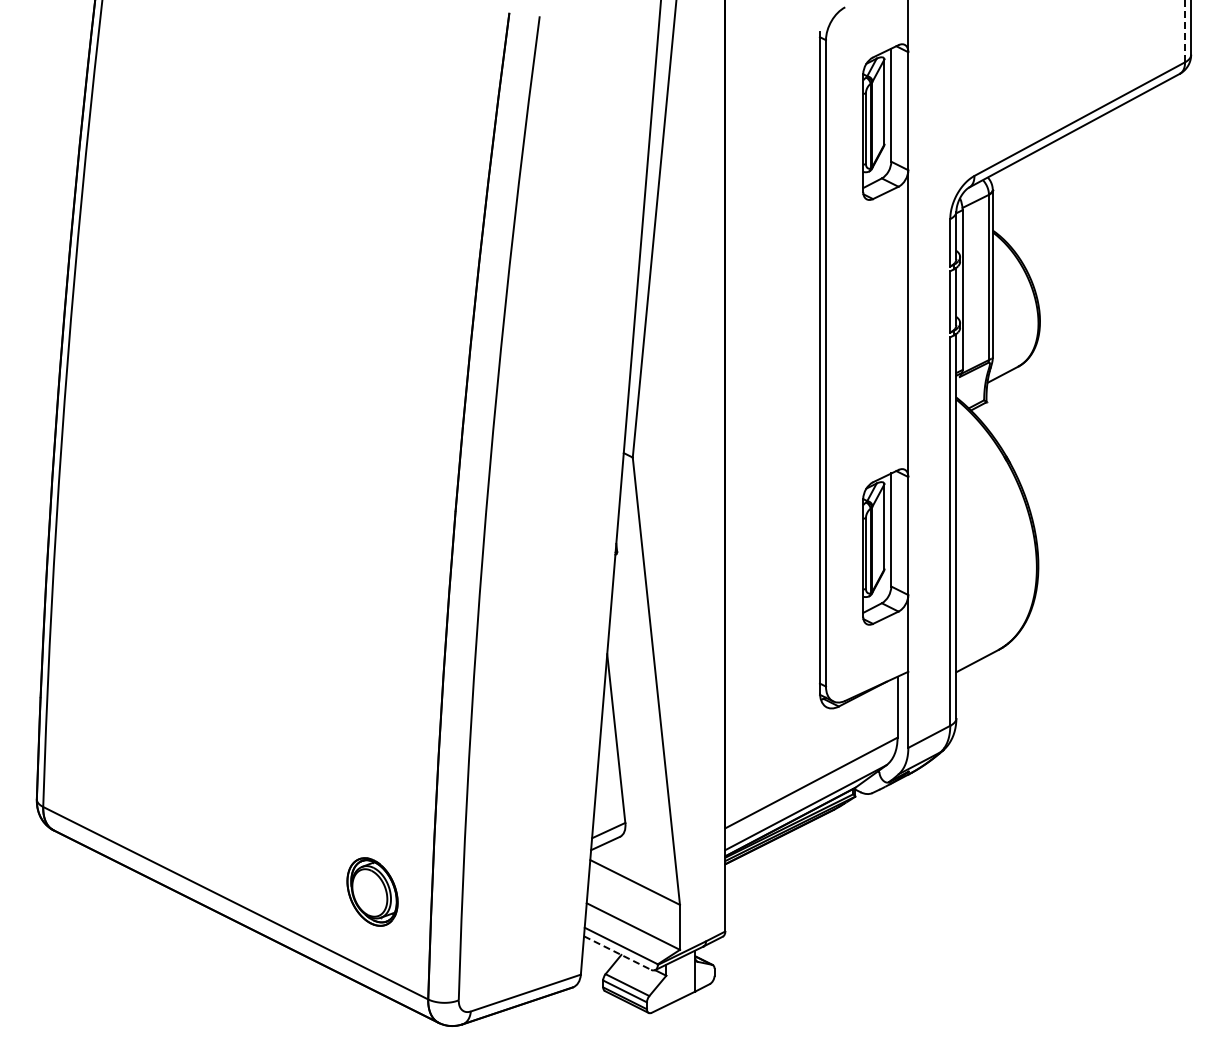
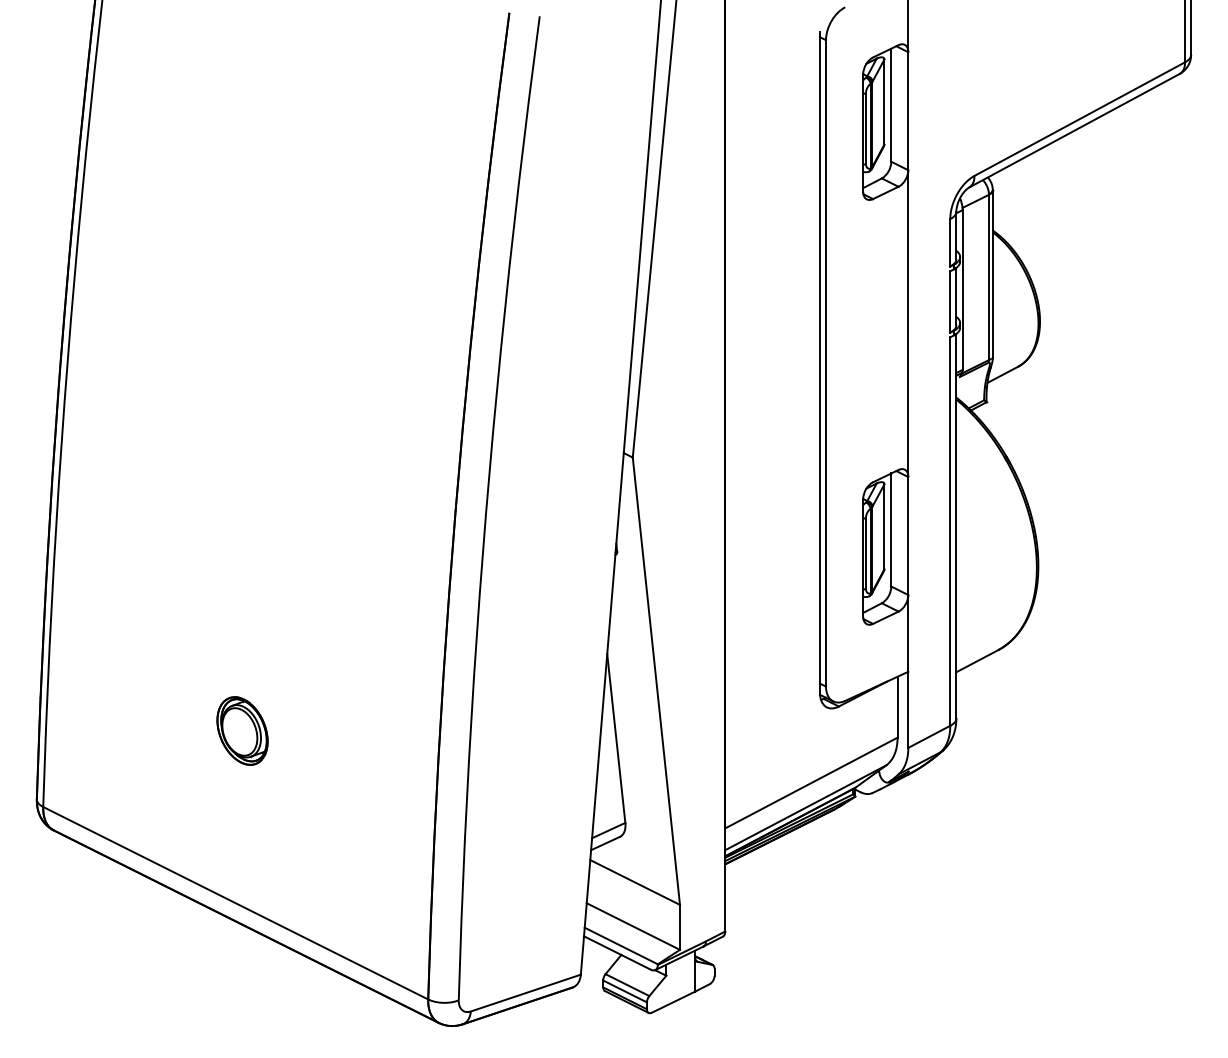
line: dashed -> solid (1185, 31)
part position: (372, 891) -> (242, 730) (242, 730)
line: dashed -> solid (618, 953)
